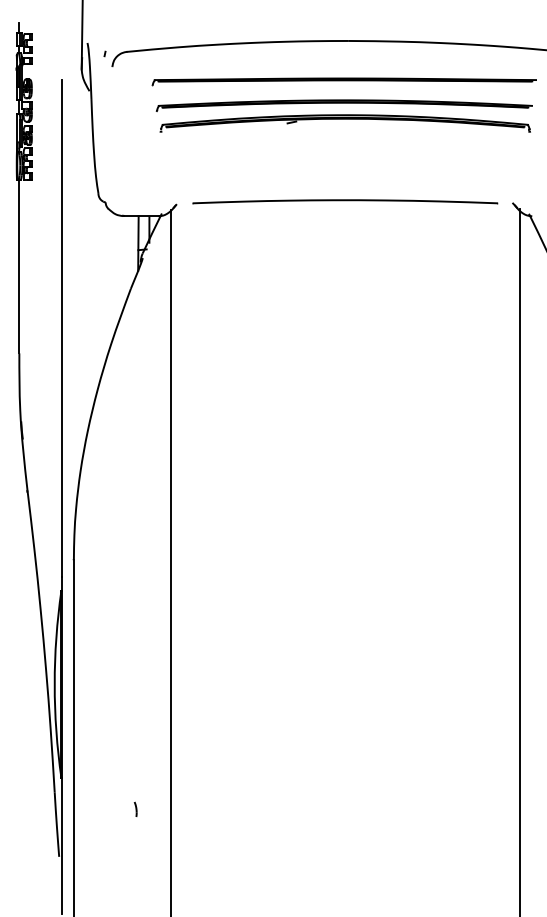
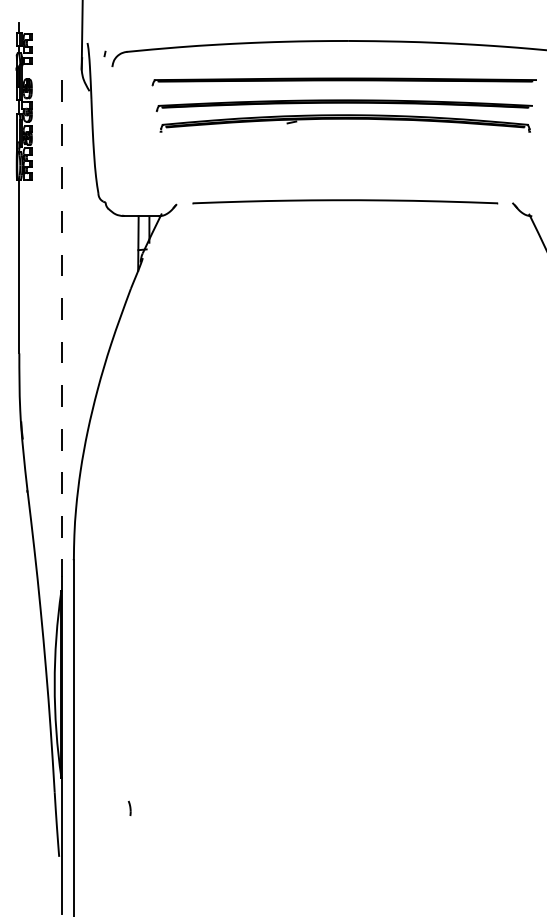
line: solid -> dashed (62, 328)
line: present -> none (171, 561)
line: present -> none (519, 561)
part position: (135, 808) -> (129, 807) (129, 807)
